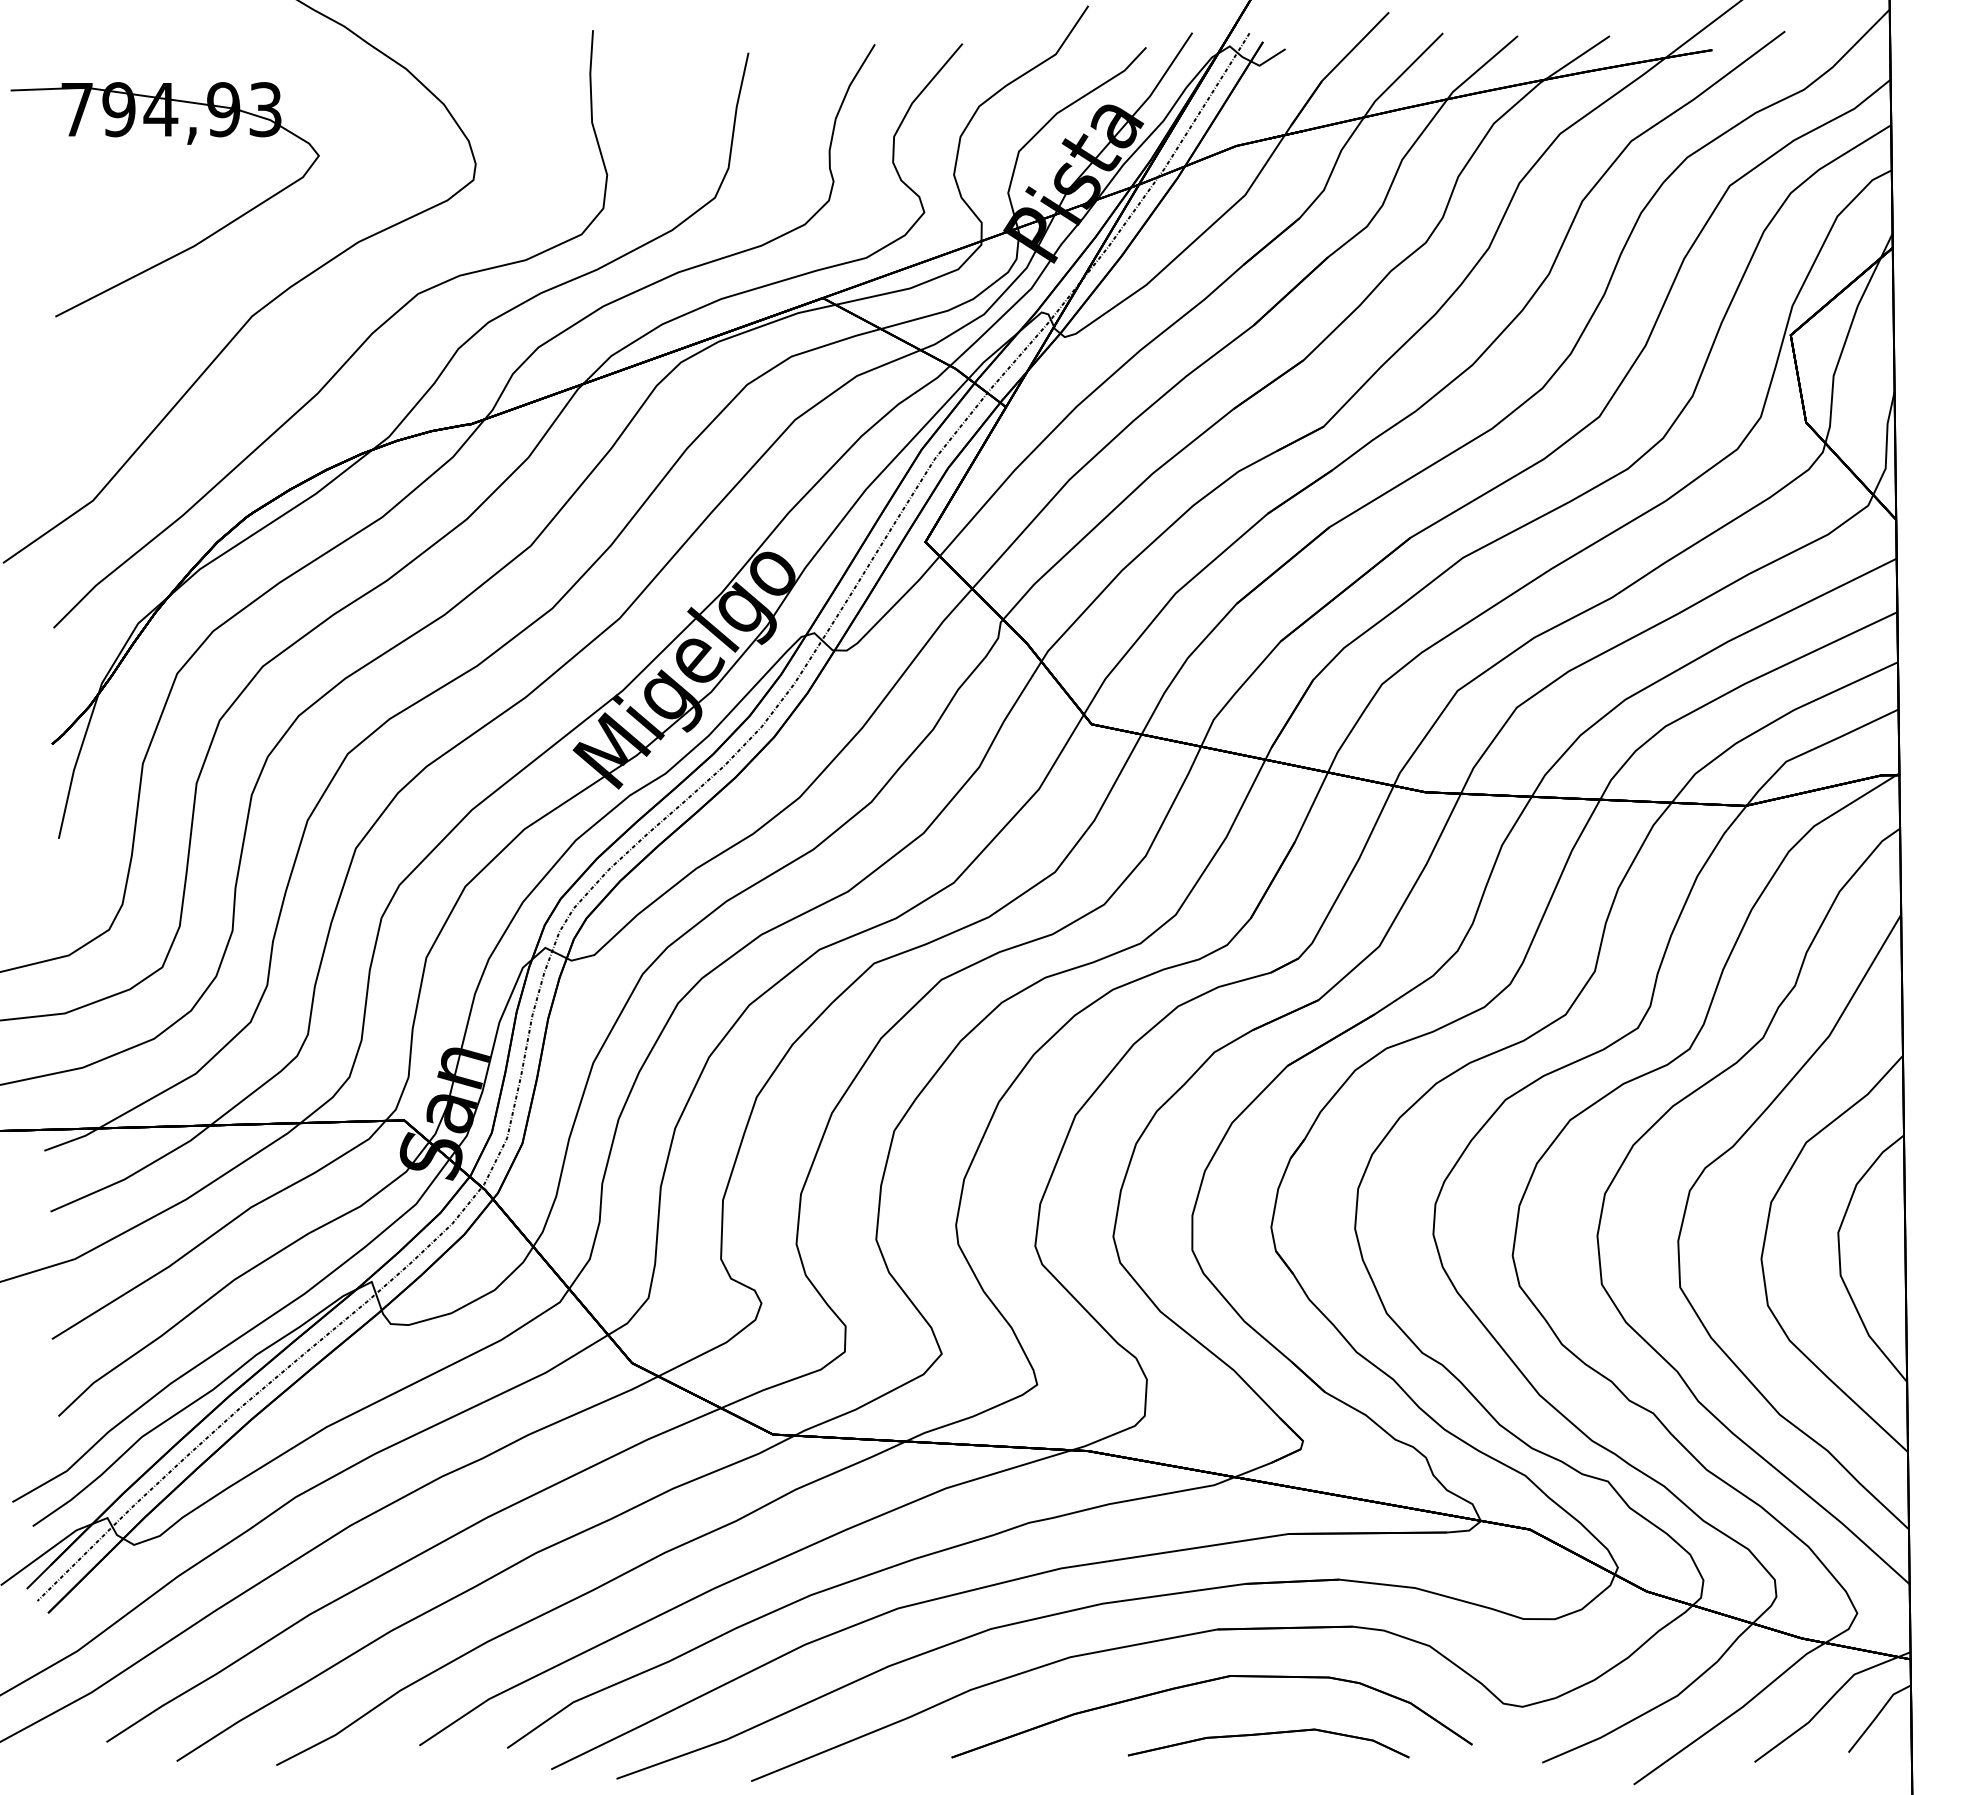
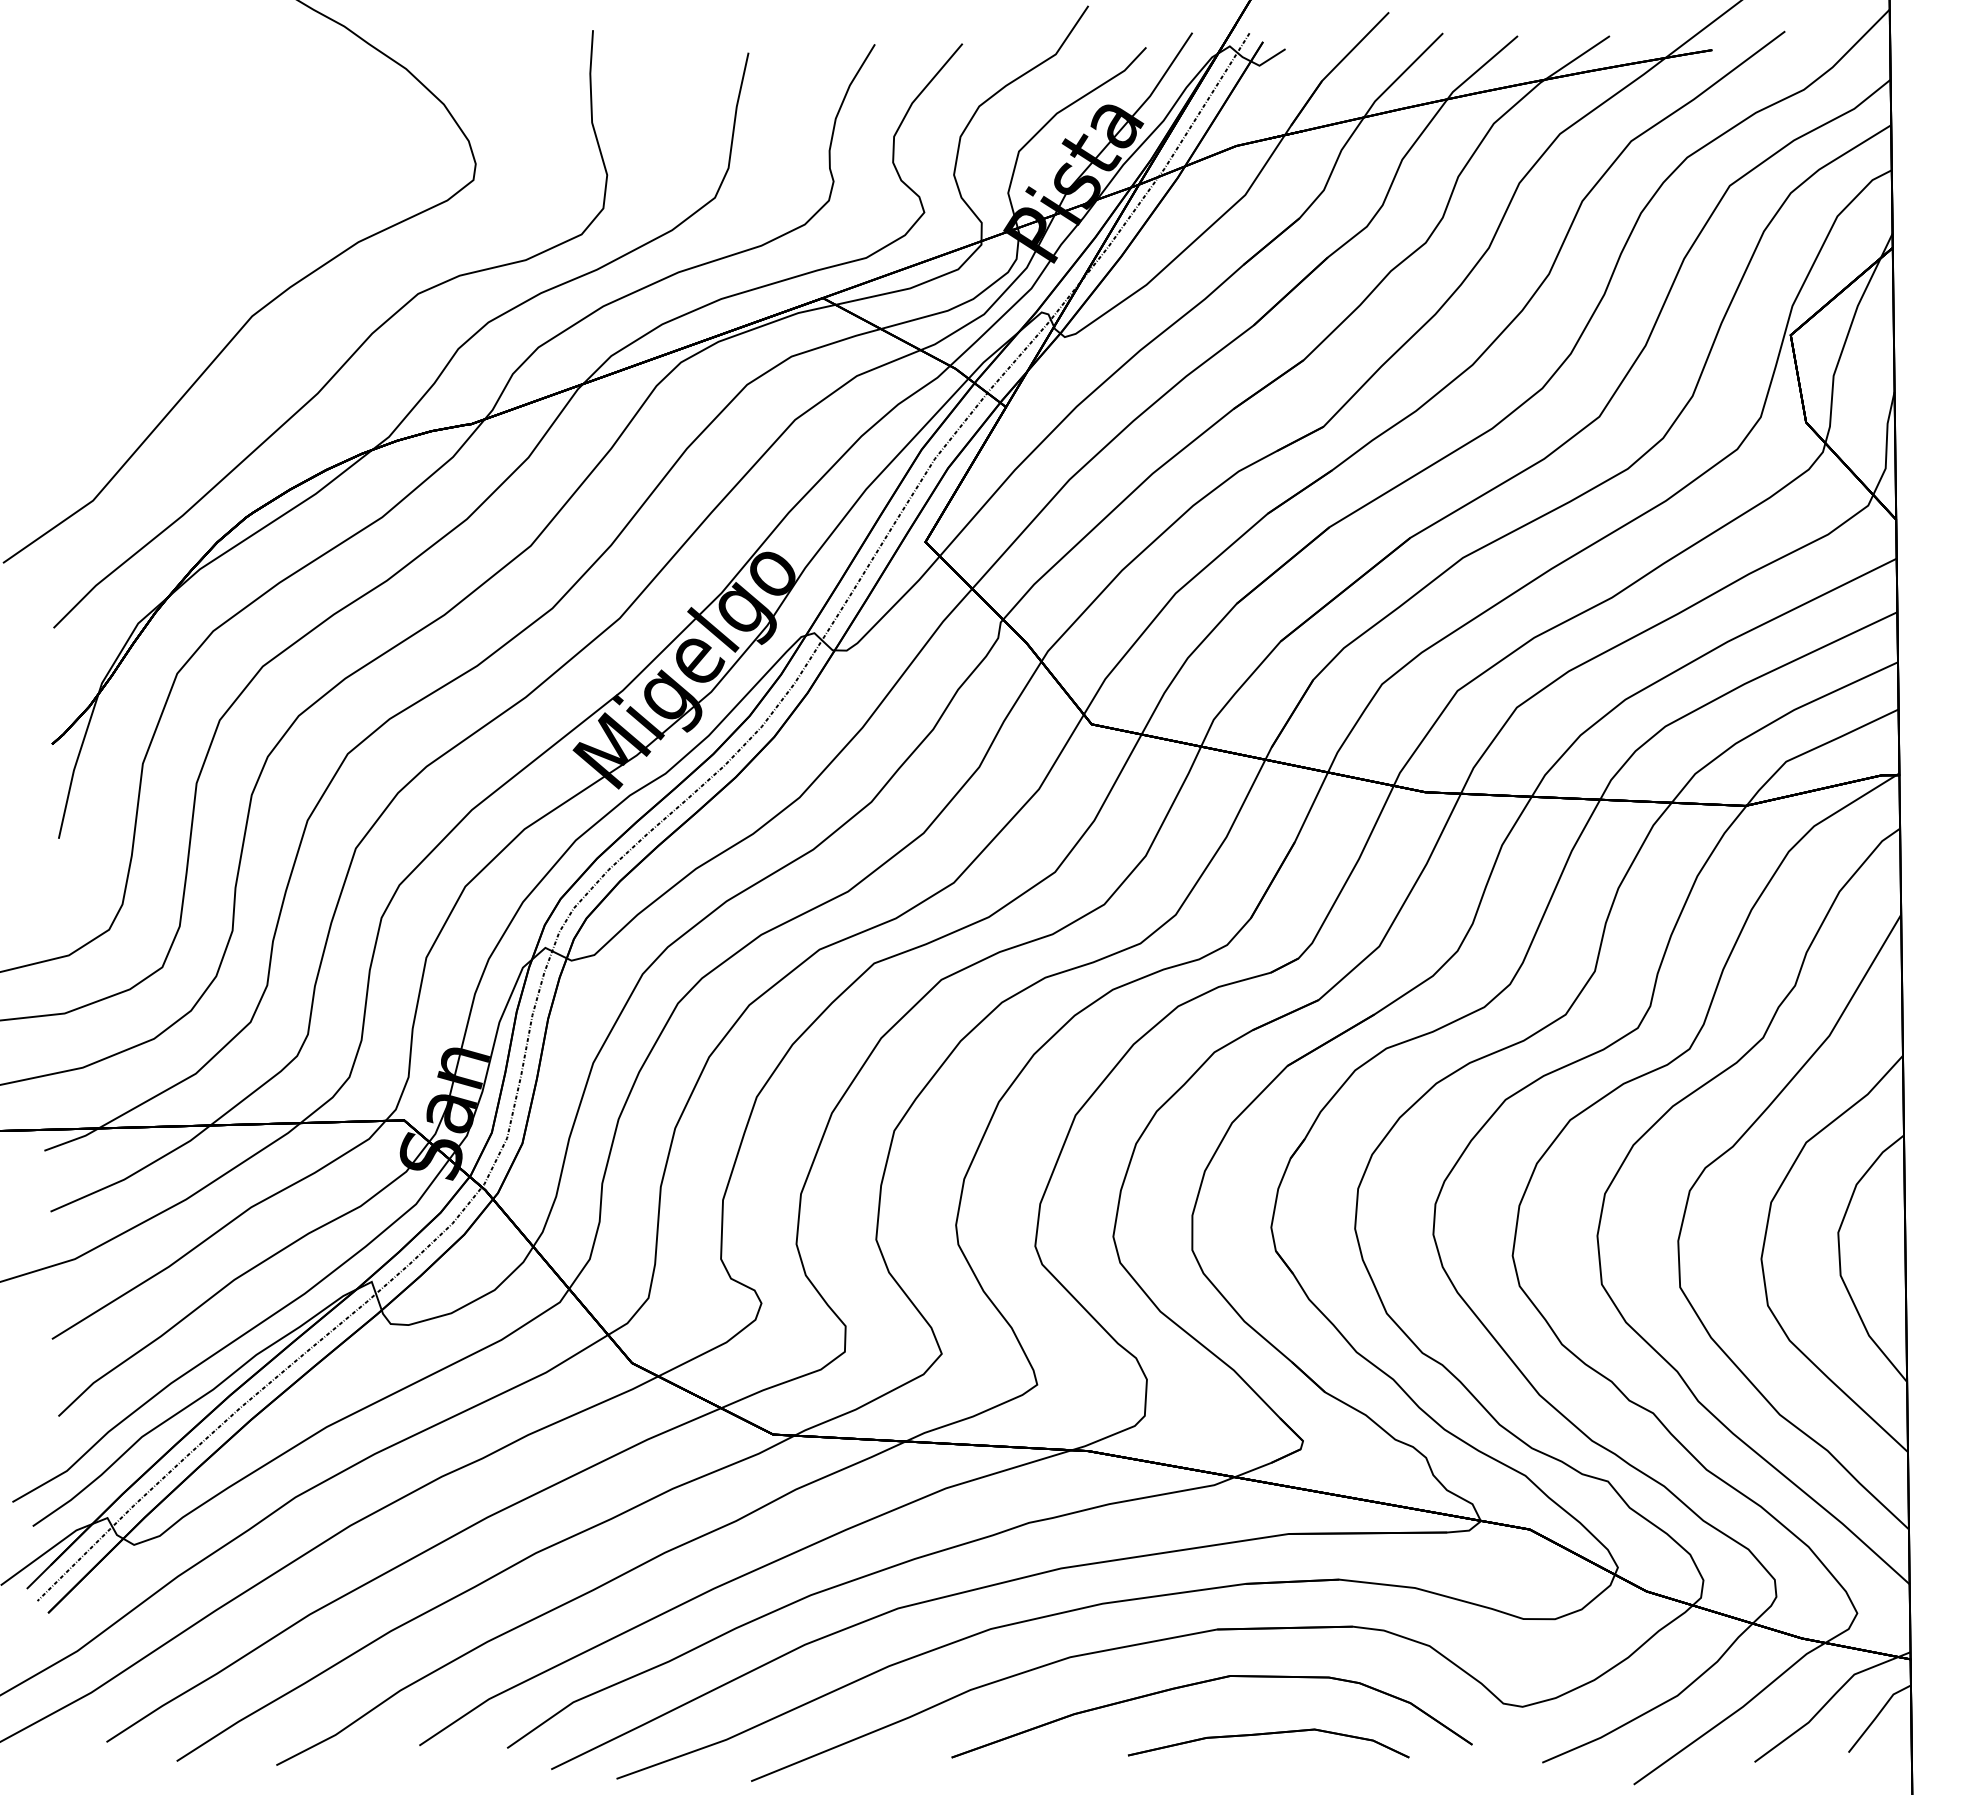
part: present -> none (194, 244)
